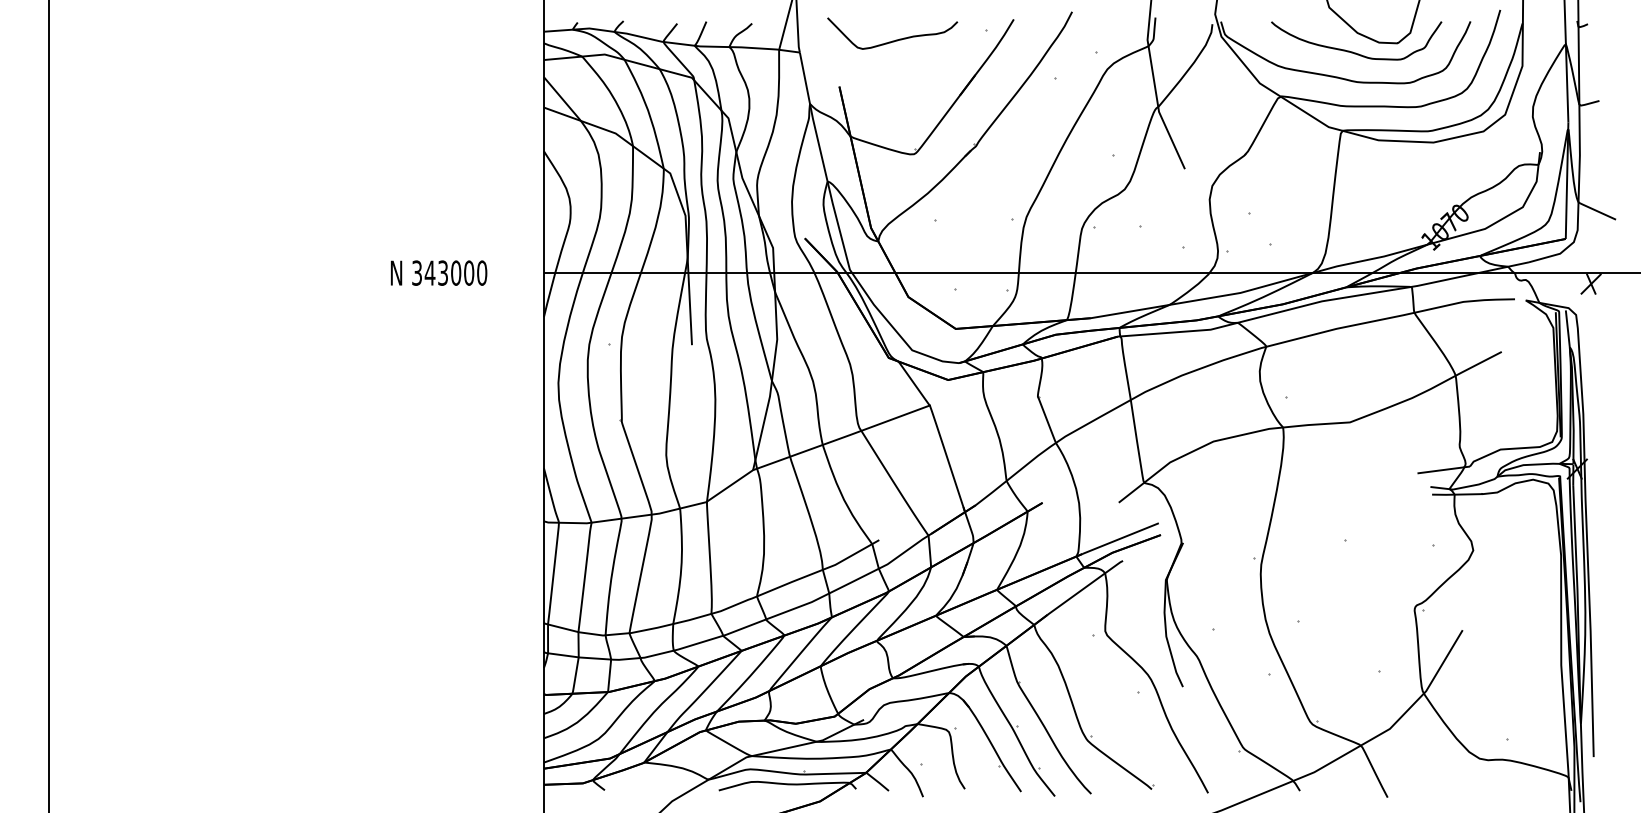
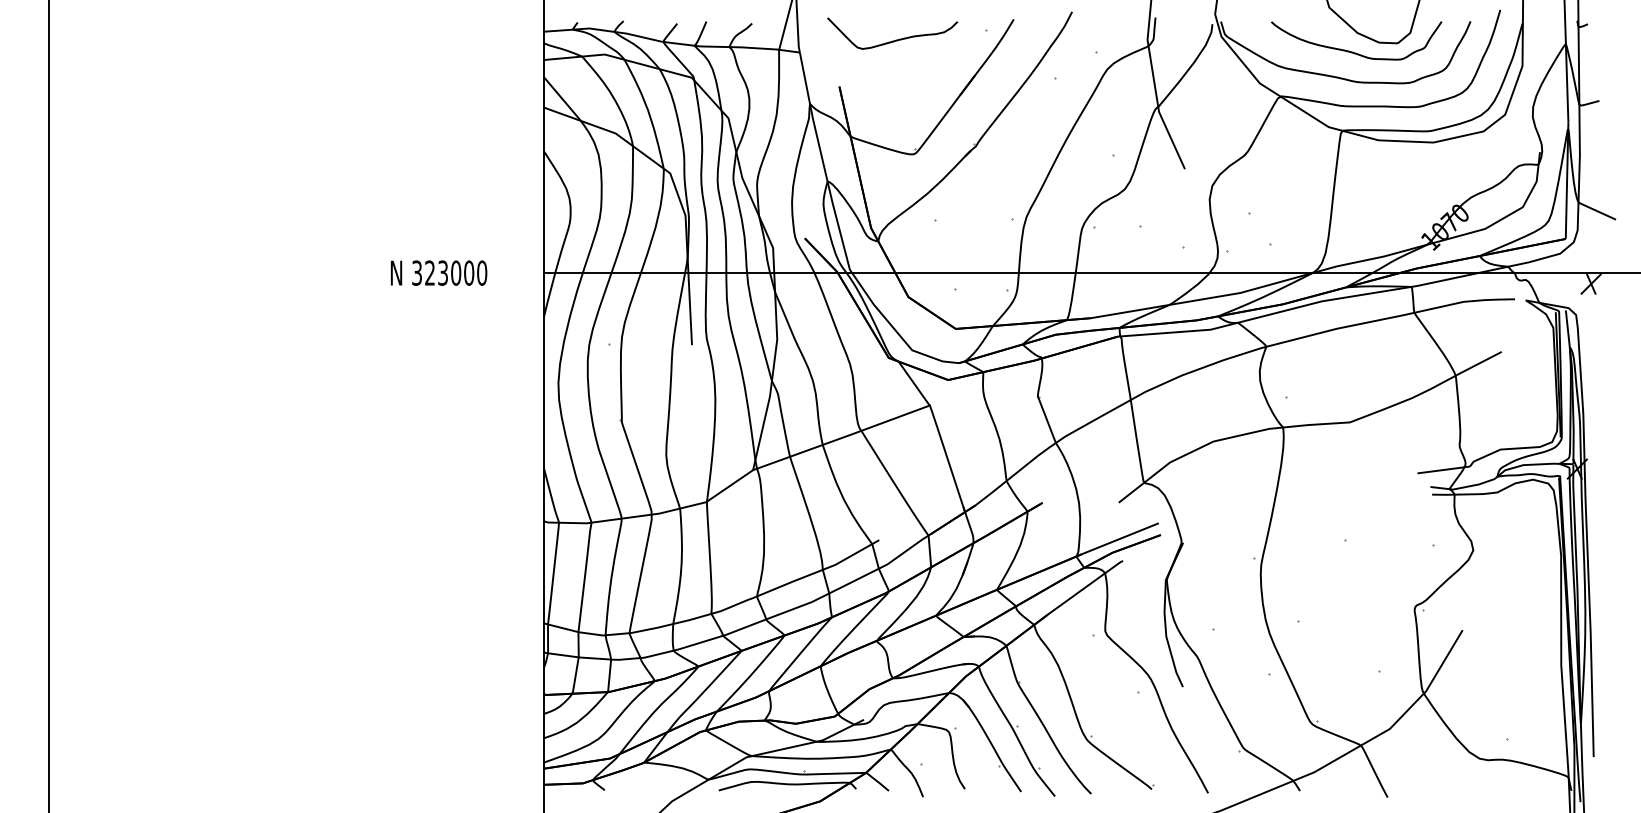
text: 343000 -> 323000 (429, 272)
